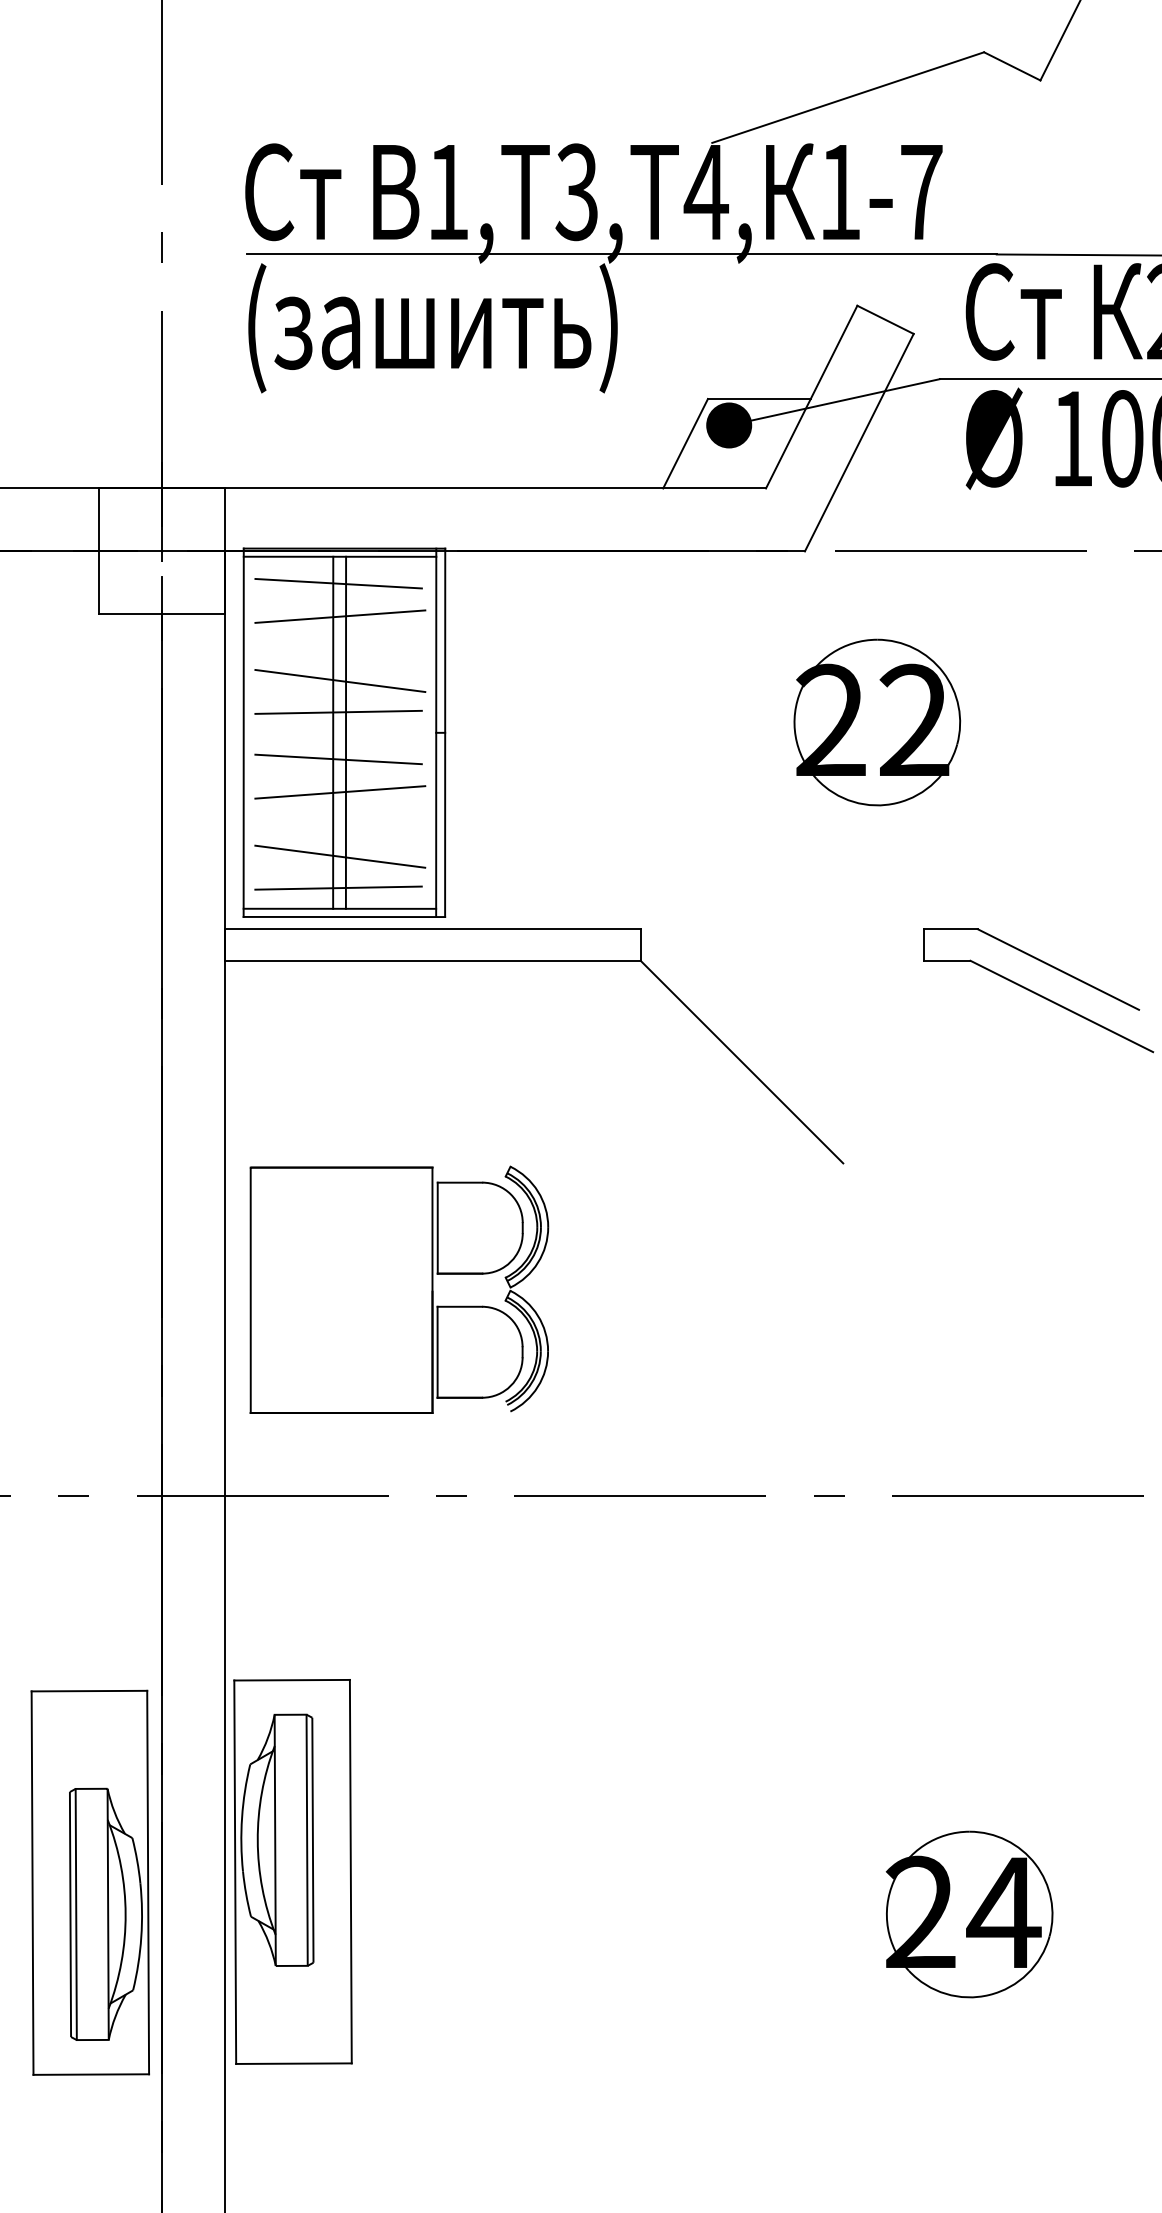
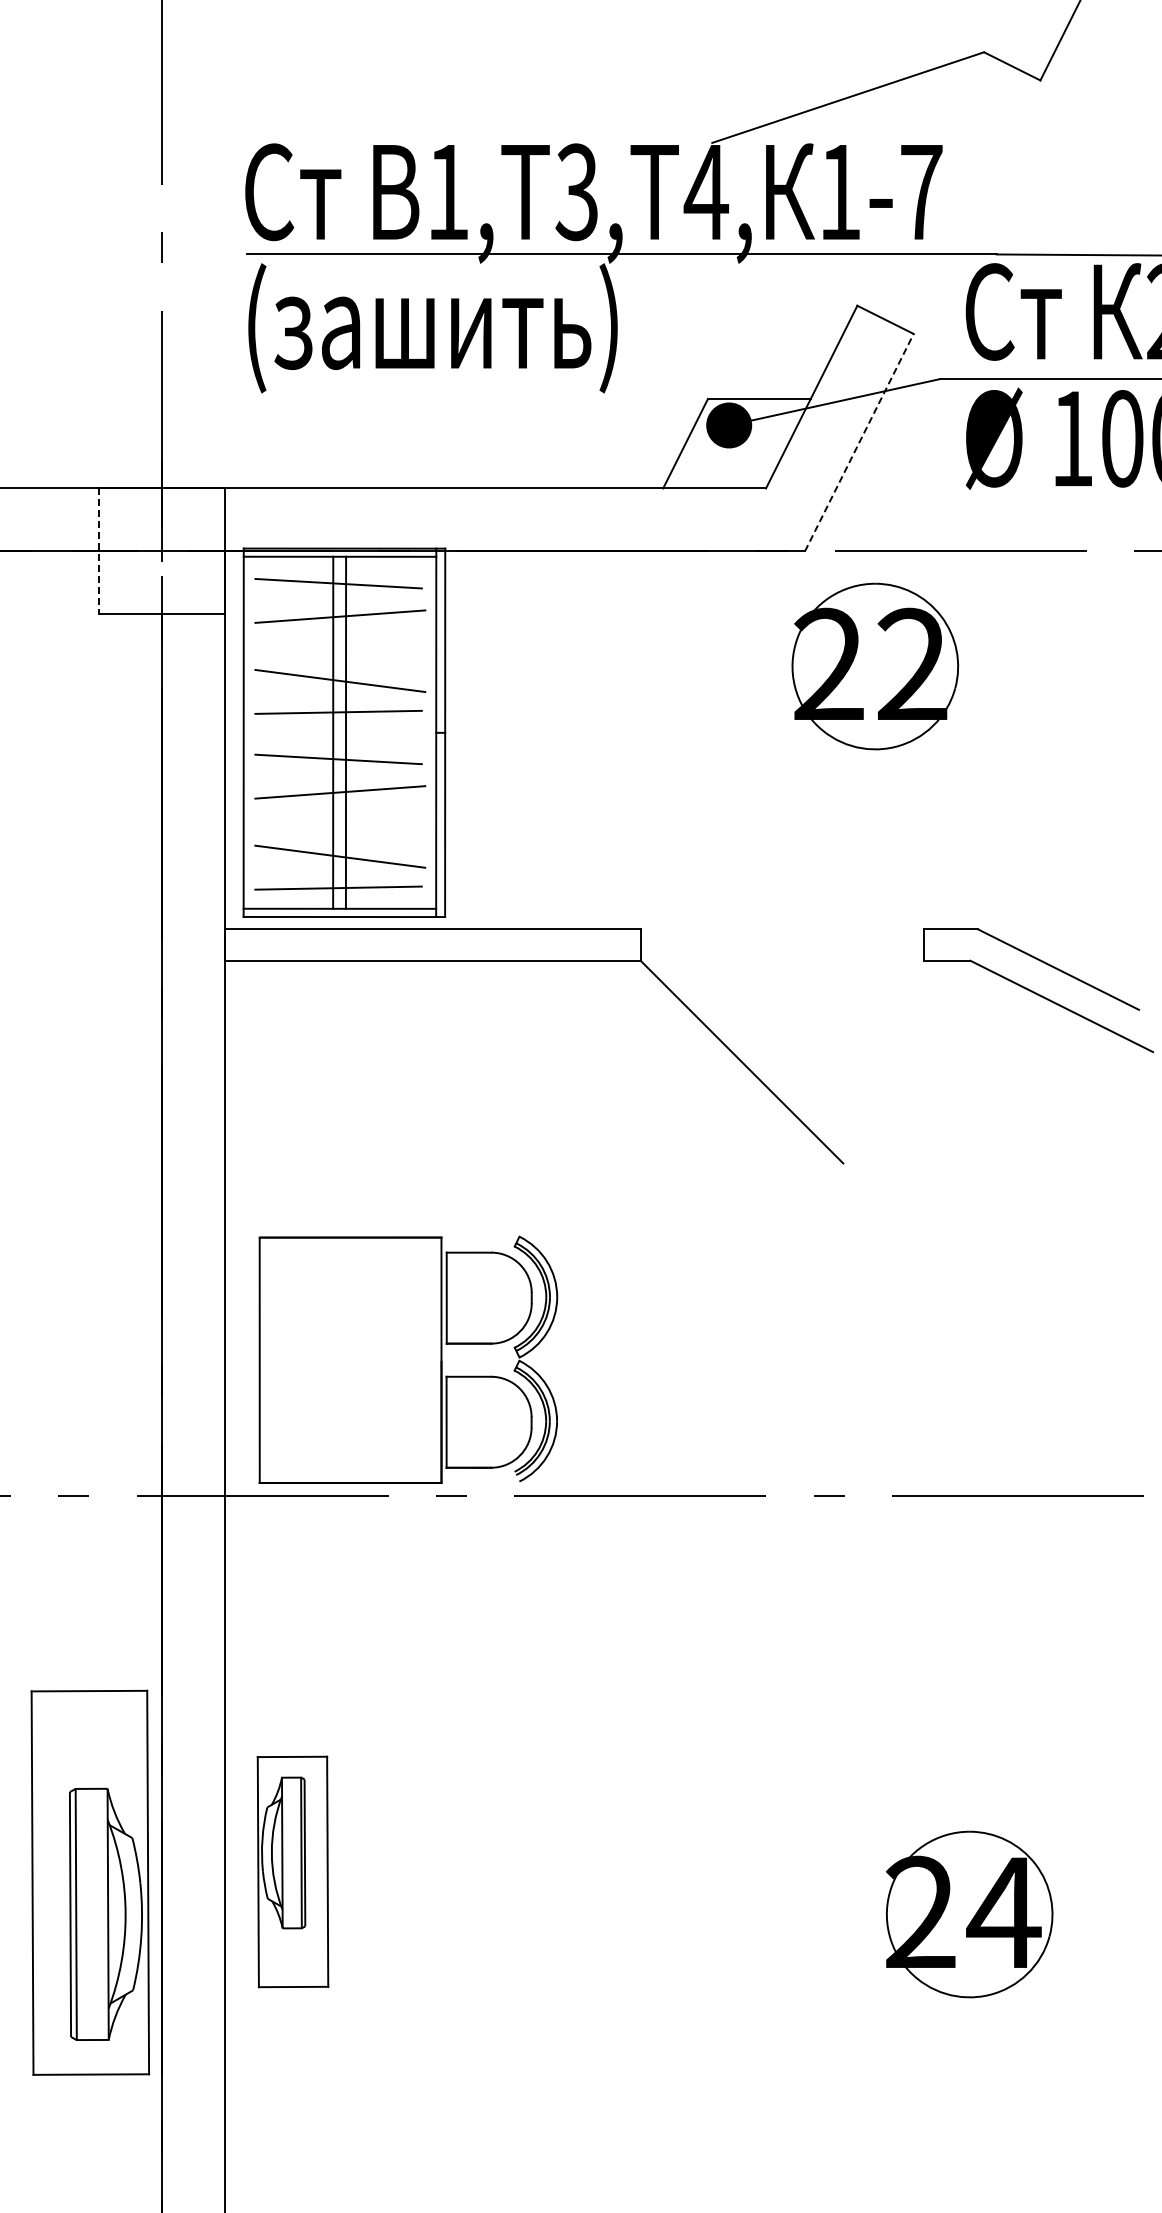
line: solid -> dashed (859, 442)
line: solid -> dashed (99, 551)
part position: (877, 722) -> (875, 666) (875, 666)
part position: (399, 1289) -> (408, 1359) (408, 1359)
part size: 120x386 px -> 74x234 px (292, 1871)
